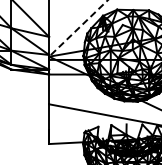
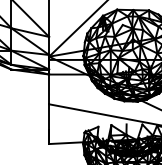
line: dashed -> solid (78, 28)
